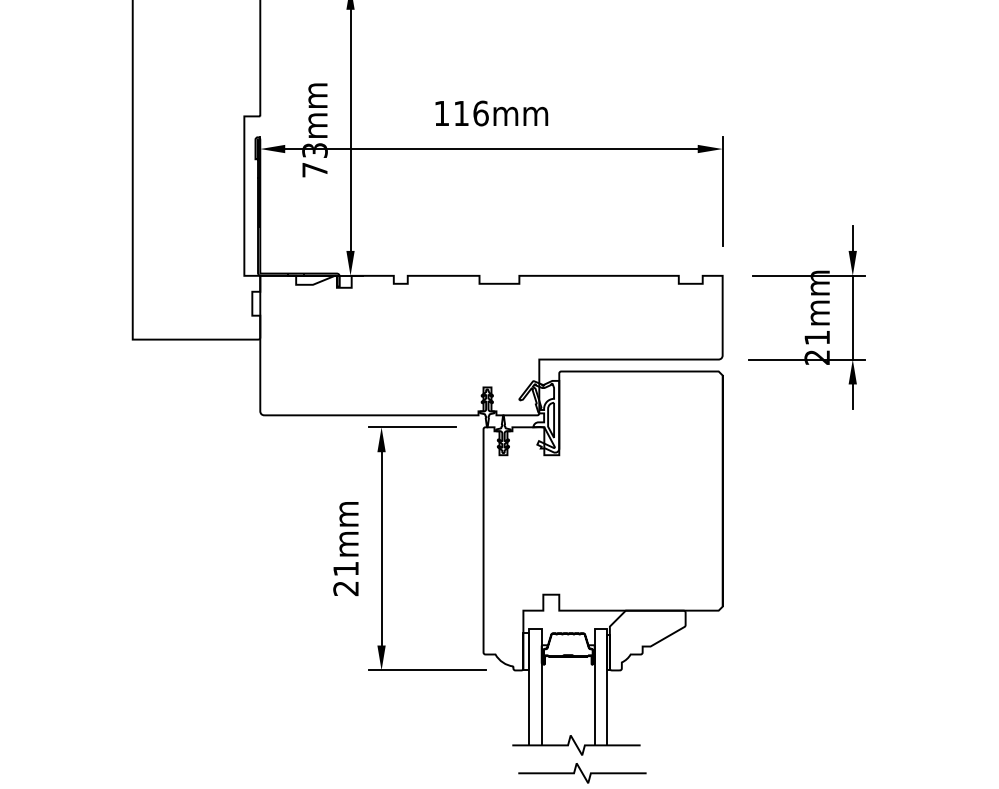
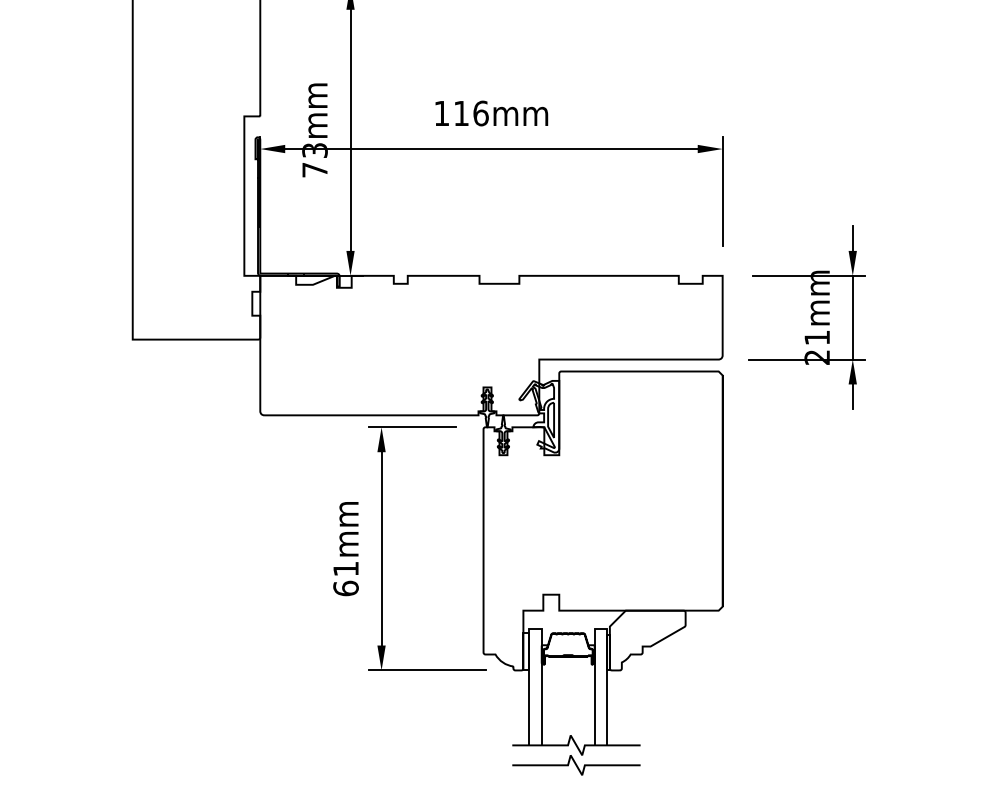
text: 21mm -> 61mm (345, 588)
curve position: (582, 773) -> (576, 765) (576, 765)
